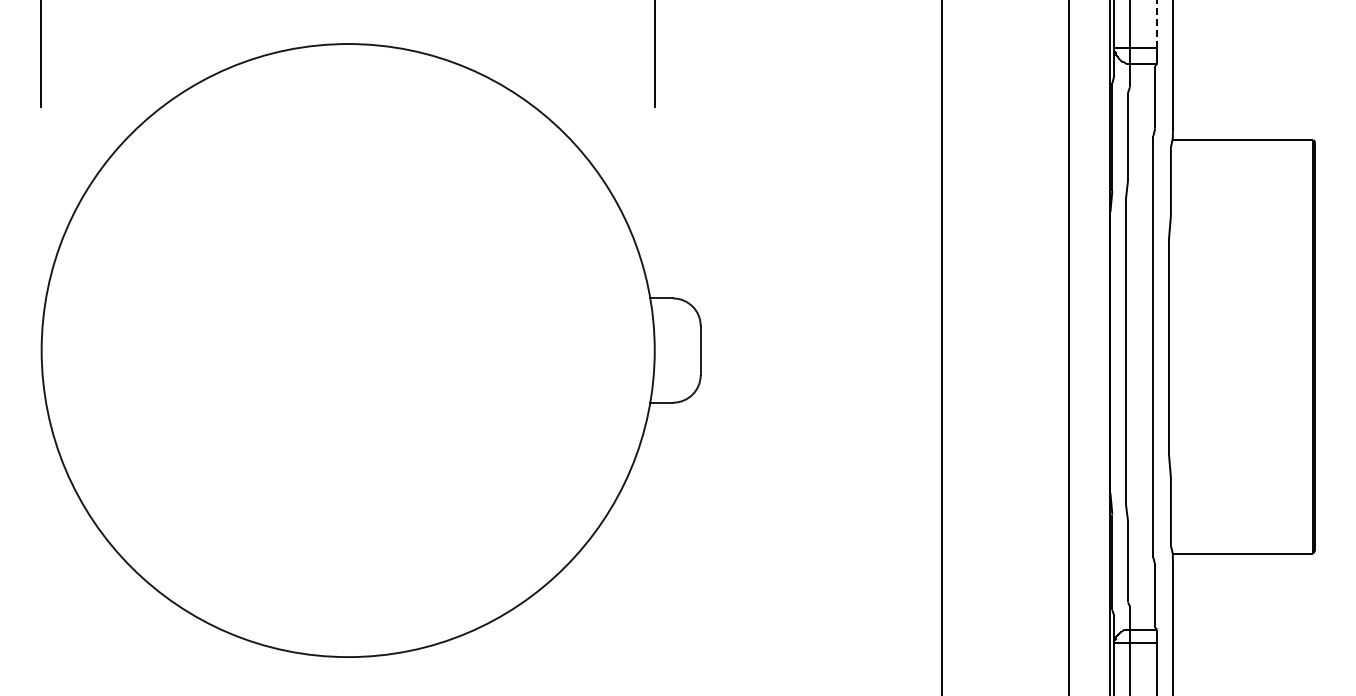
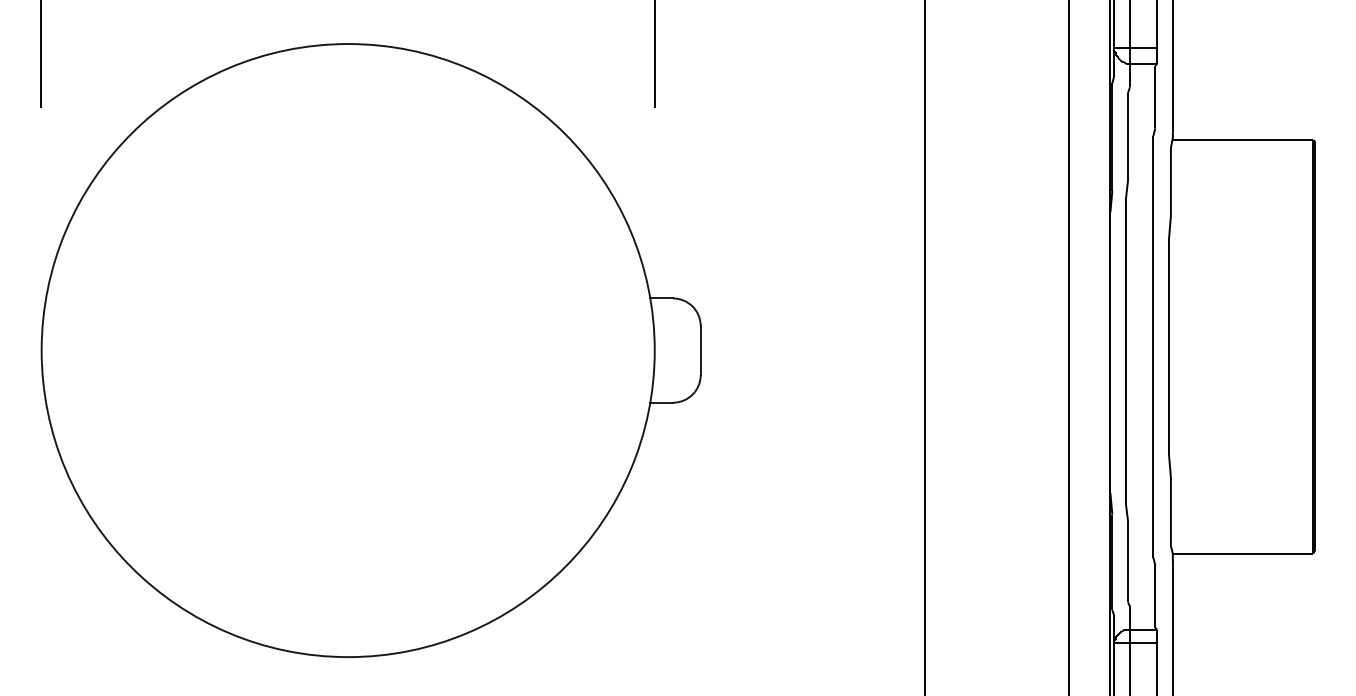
line: dashed -> solid (1157, 24)
line position: (942, 347) -> (925, 347) (925, 347)
